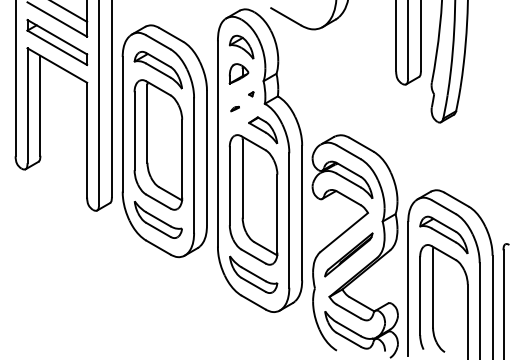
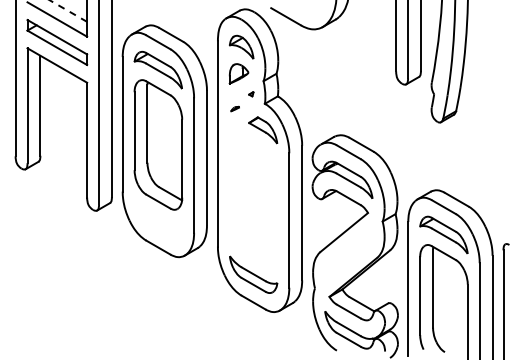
line: solid -> dashed (68, 10)
part: present -> none (253, 199)
part: present -> none (157, 219)
part: present -> none (348, 254)
